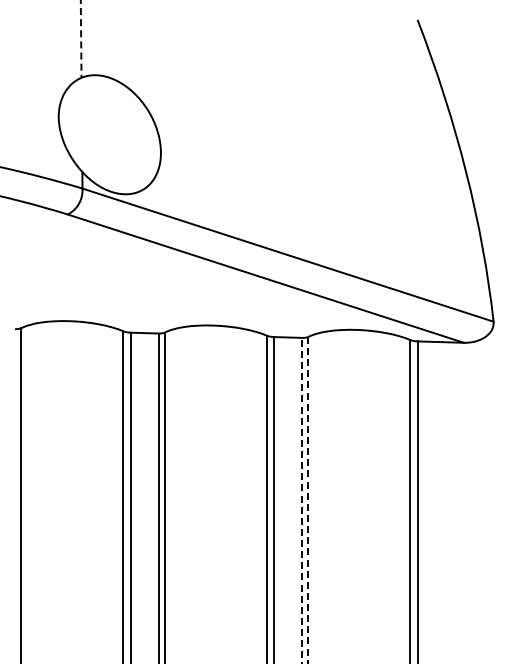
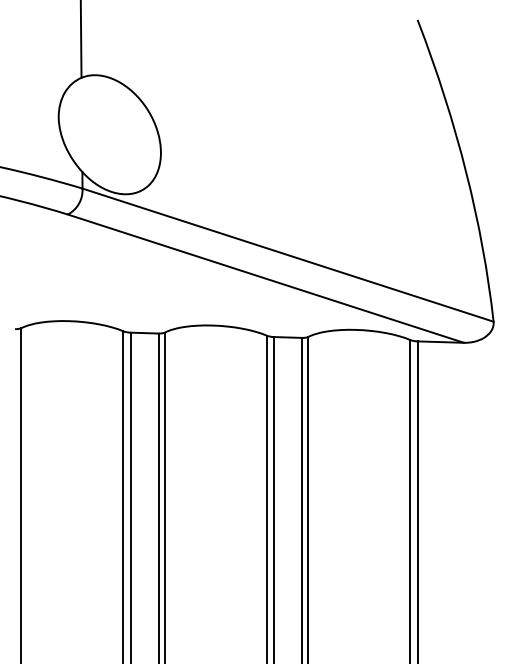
line: dashed -> solid (81, 39)
line: dashed -> solid (302, 500)
line: dashed -> solid (308, 500)
